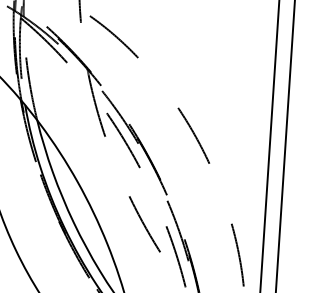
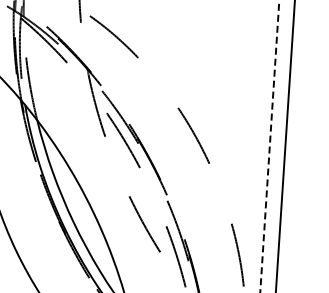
line: solid -> dashed (269, 146)
